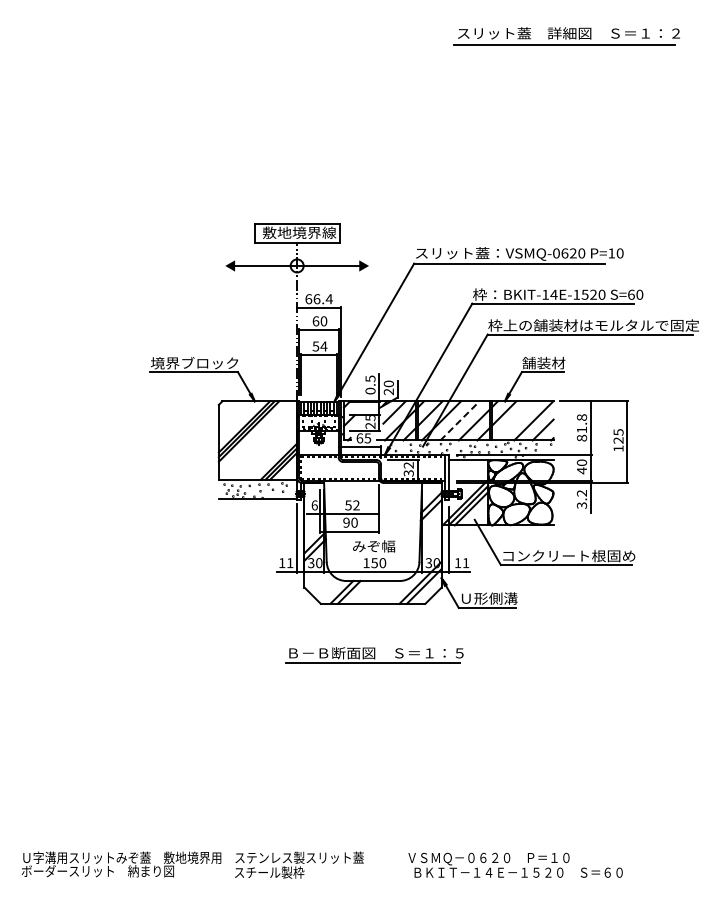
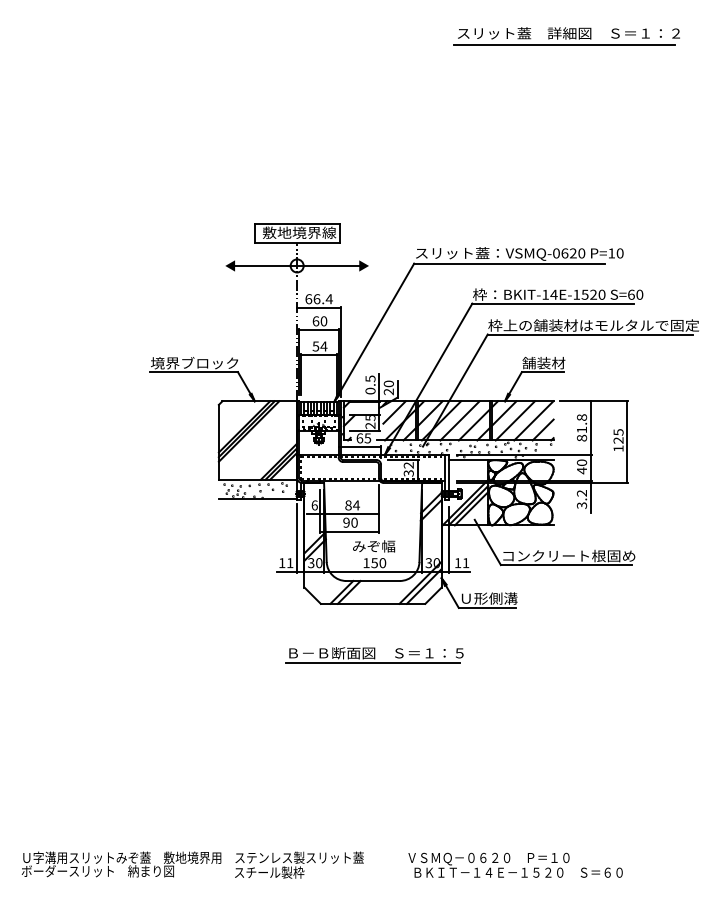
line: dashed -> solid (460, 420)
line: none -> present (514, 420)
text: 52 -> 84 (352, 505)
